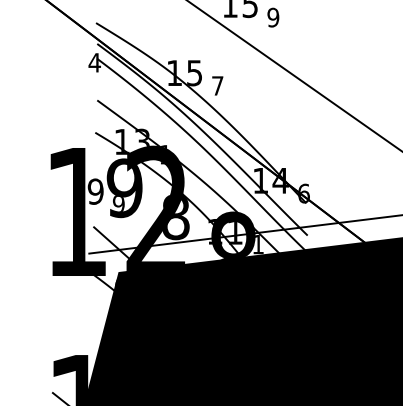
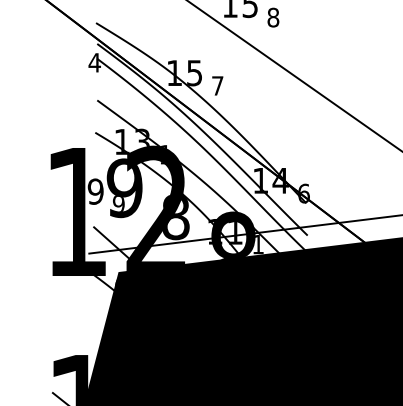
text: 9 -> 8 (273, 17)
